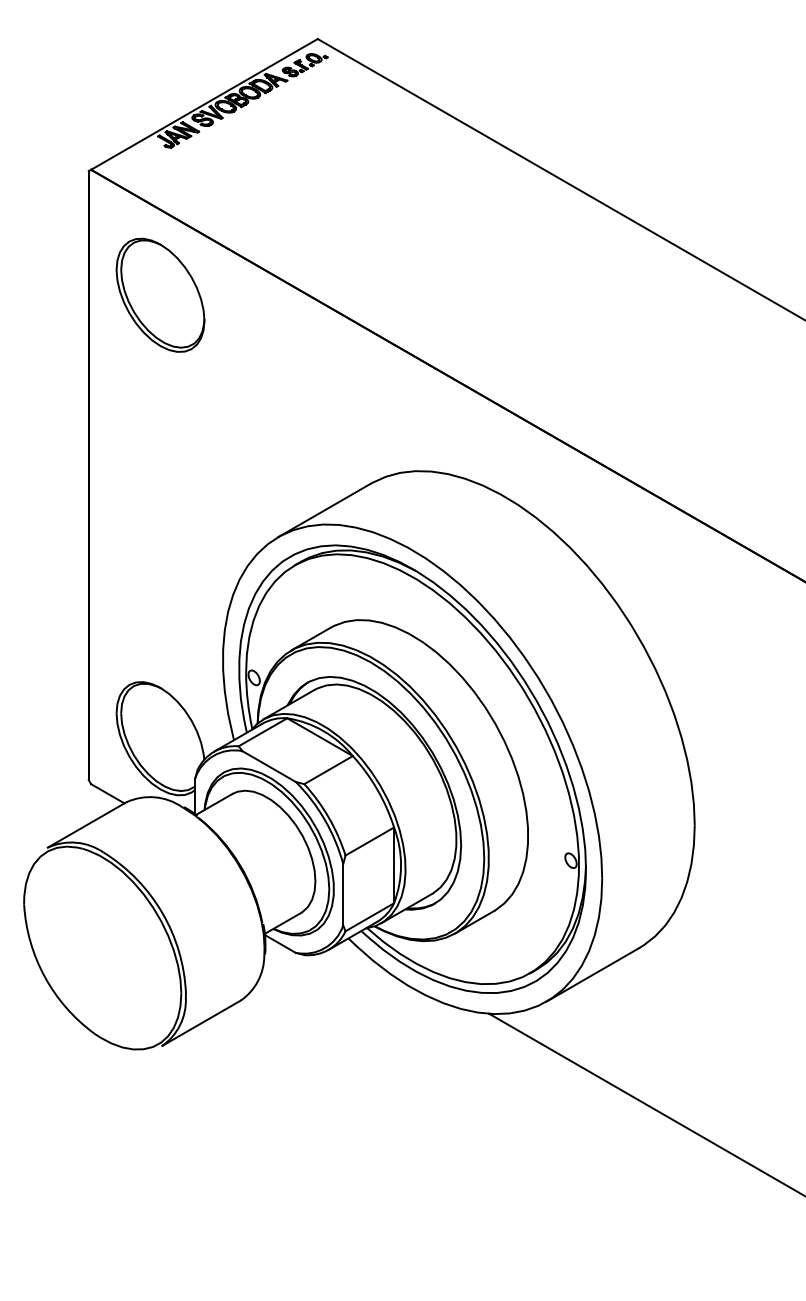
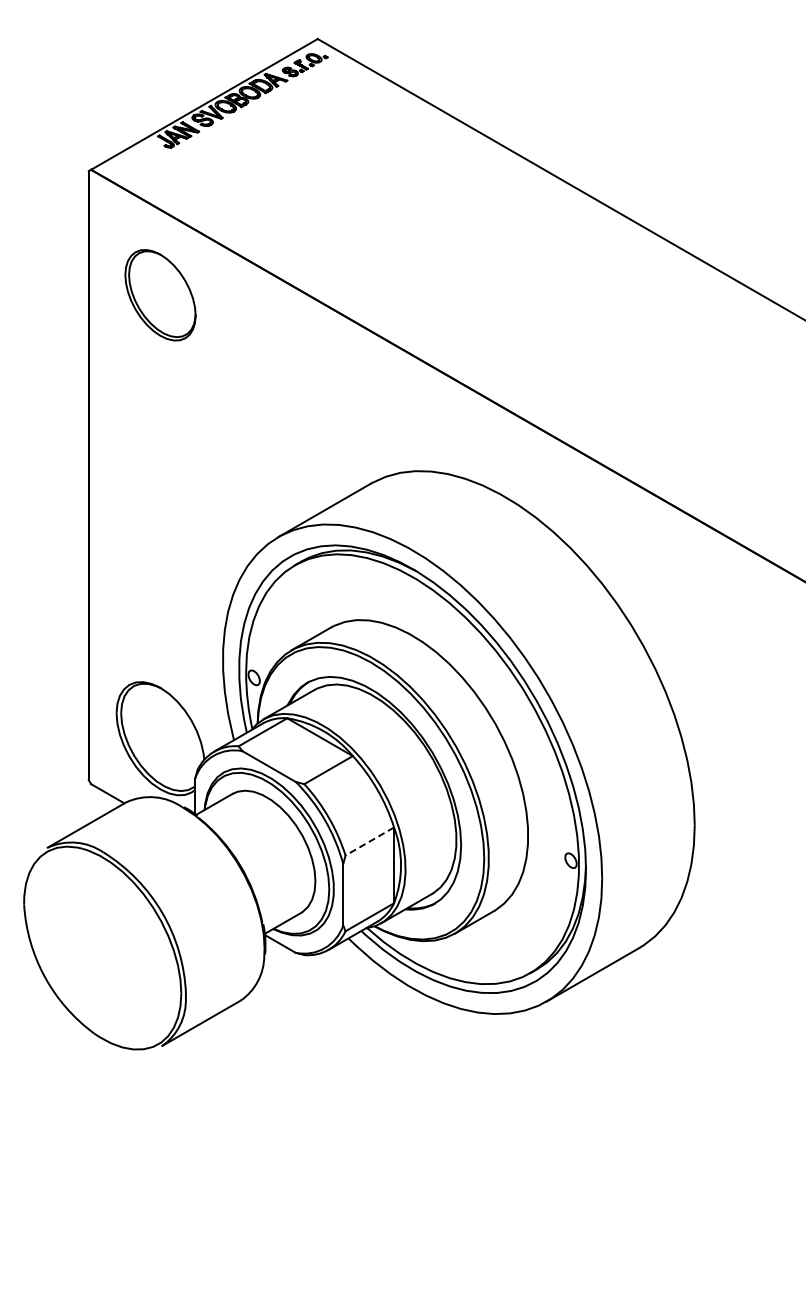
part size: 91x116 px -> 73x93 px (160, 295)
line: solid -> dashed (369, 841)
line: present -> none (645, 1103)
